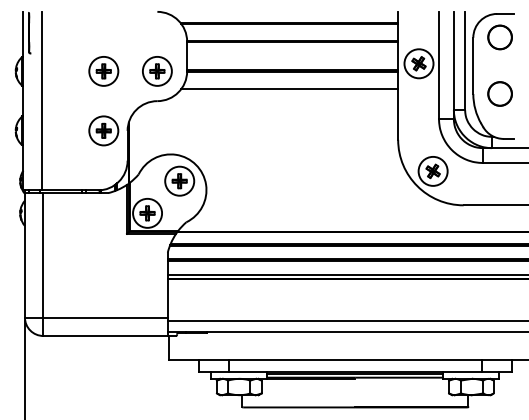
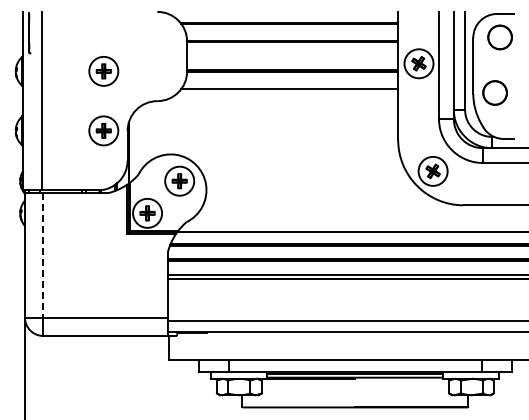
part: present -> none (157, 71)
circle position: (499, 93) -> (494, 92) (494, 92)
line: solid -> dashed (43, 255)
